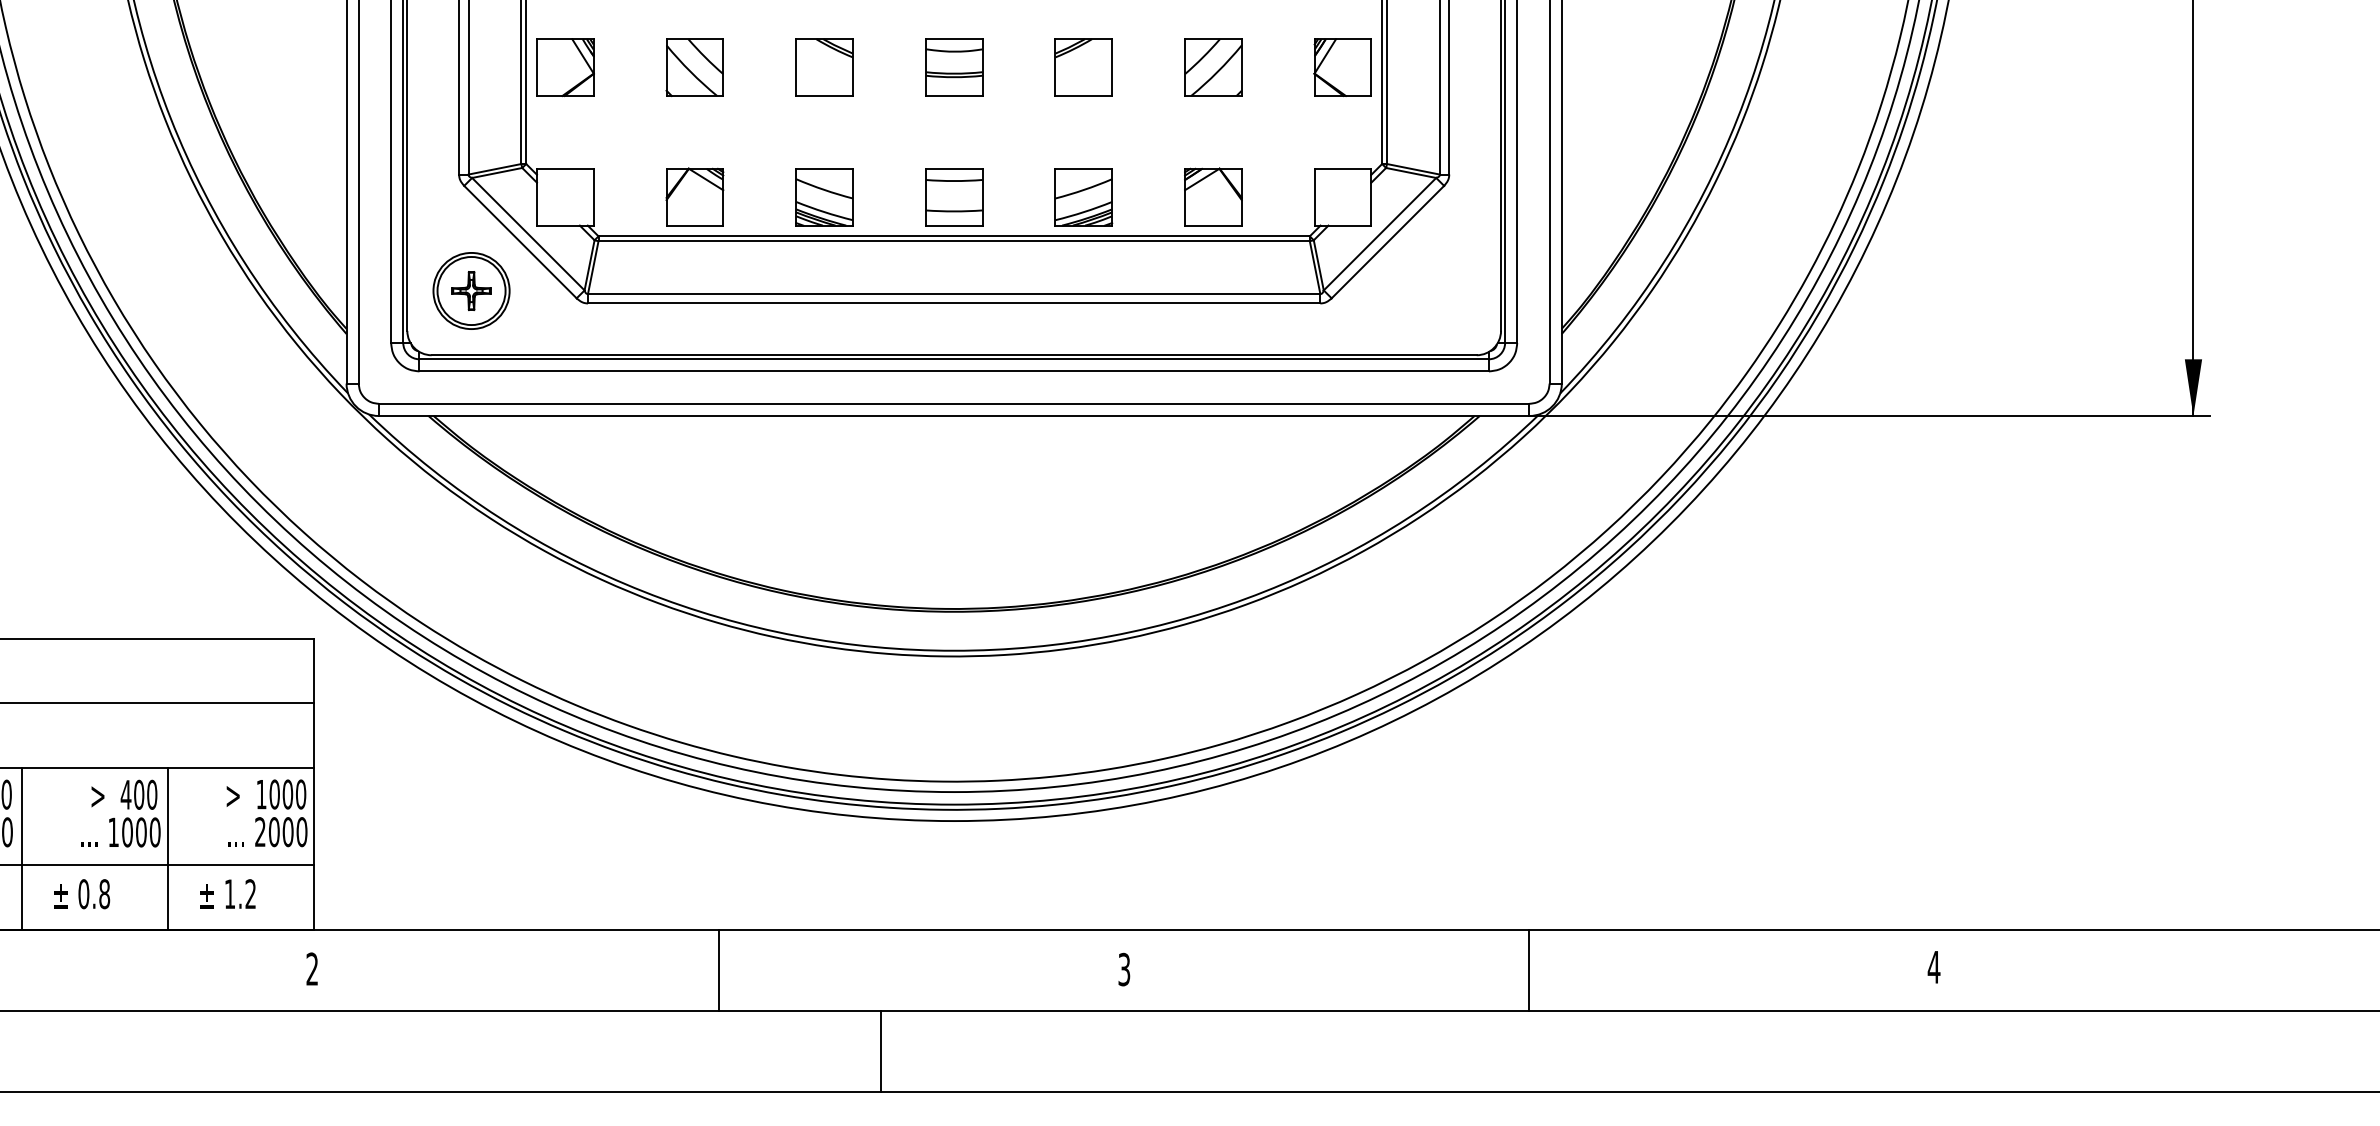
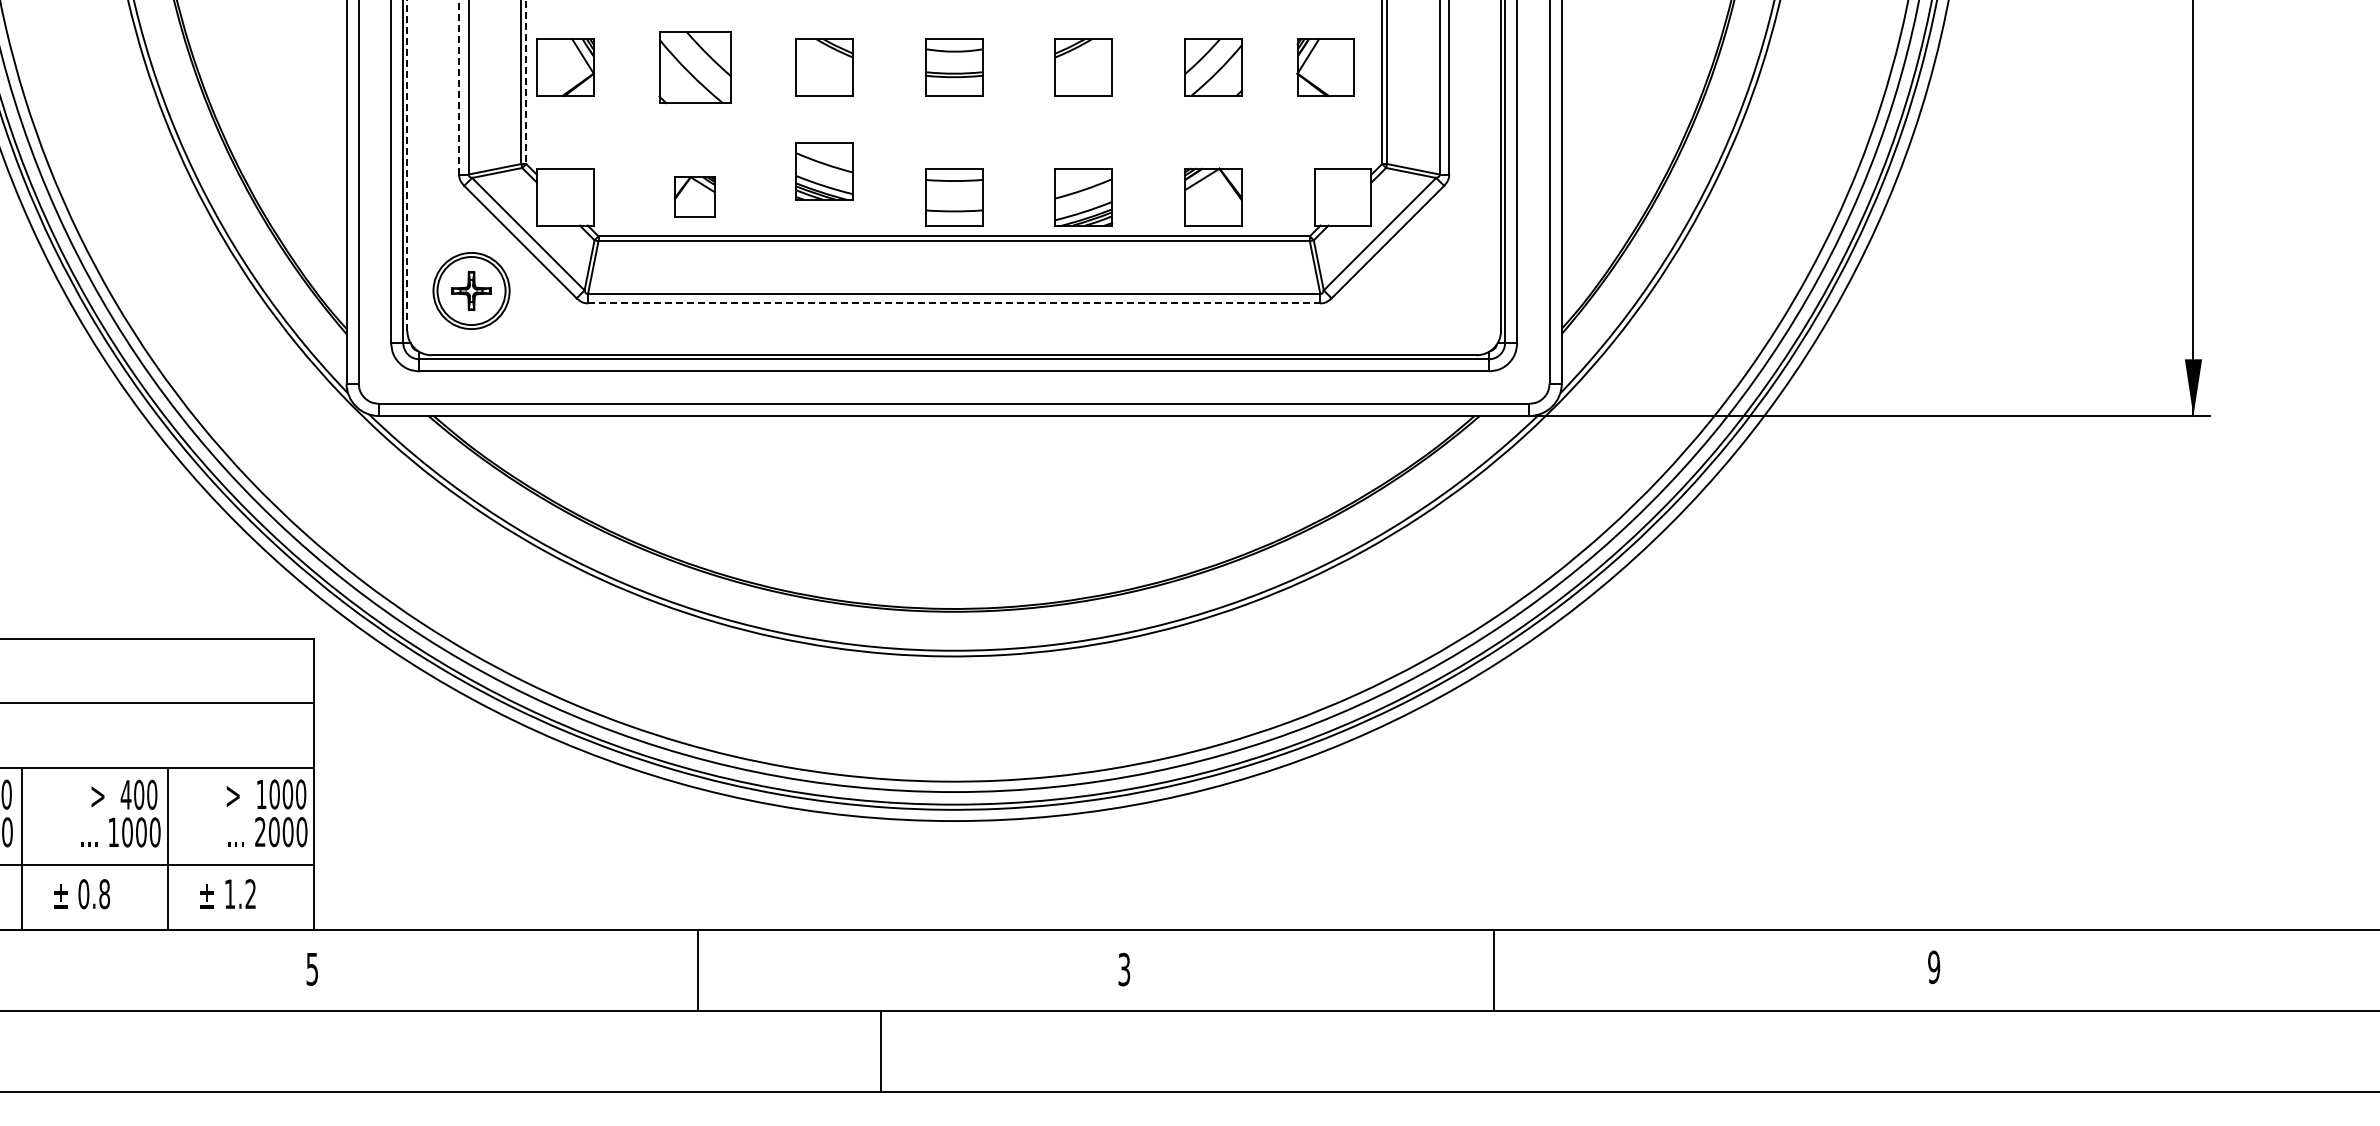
part size: 59x59 px -> 74x74 px (694, 67)
part position: (1342, 67) -> (1325, 67) (1325, 67)
line: solid -> dashed (526, 82)
line: solid -> dashed (459, 87)
line: solid -> dashed (407, 165)
part size: 60x60 px -> 42x42 px (694, 196)
part position: (824, 197) -> (824, 171) (824, 171)
line: solid -> dashed (954, 303)
text: 4 -> 9 (1933, 967)
text: 2 -> 5 (311, 968)
line position: (718, 970) -> (697, 970) (697, 970)
line position: (1528, 970) -> (1493, 970) (1493, 970)
